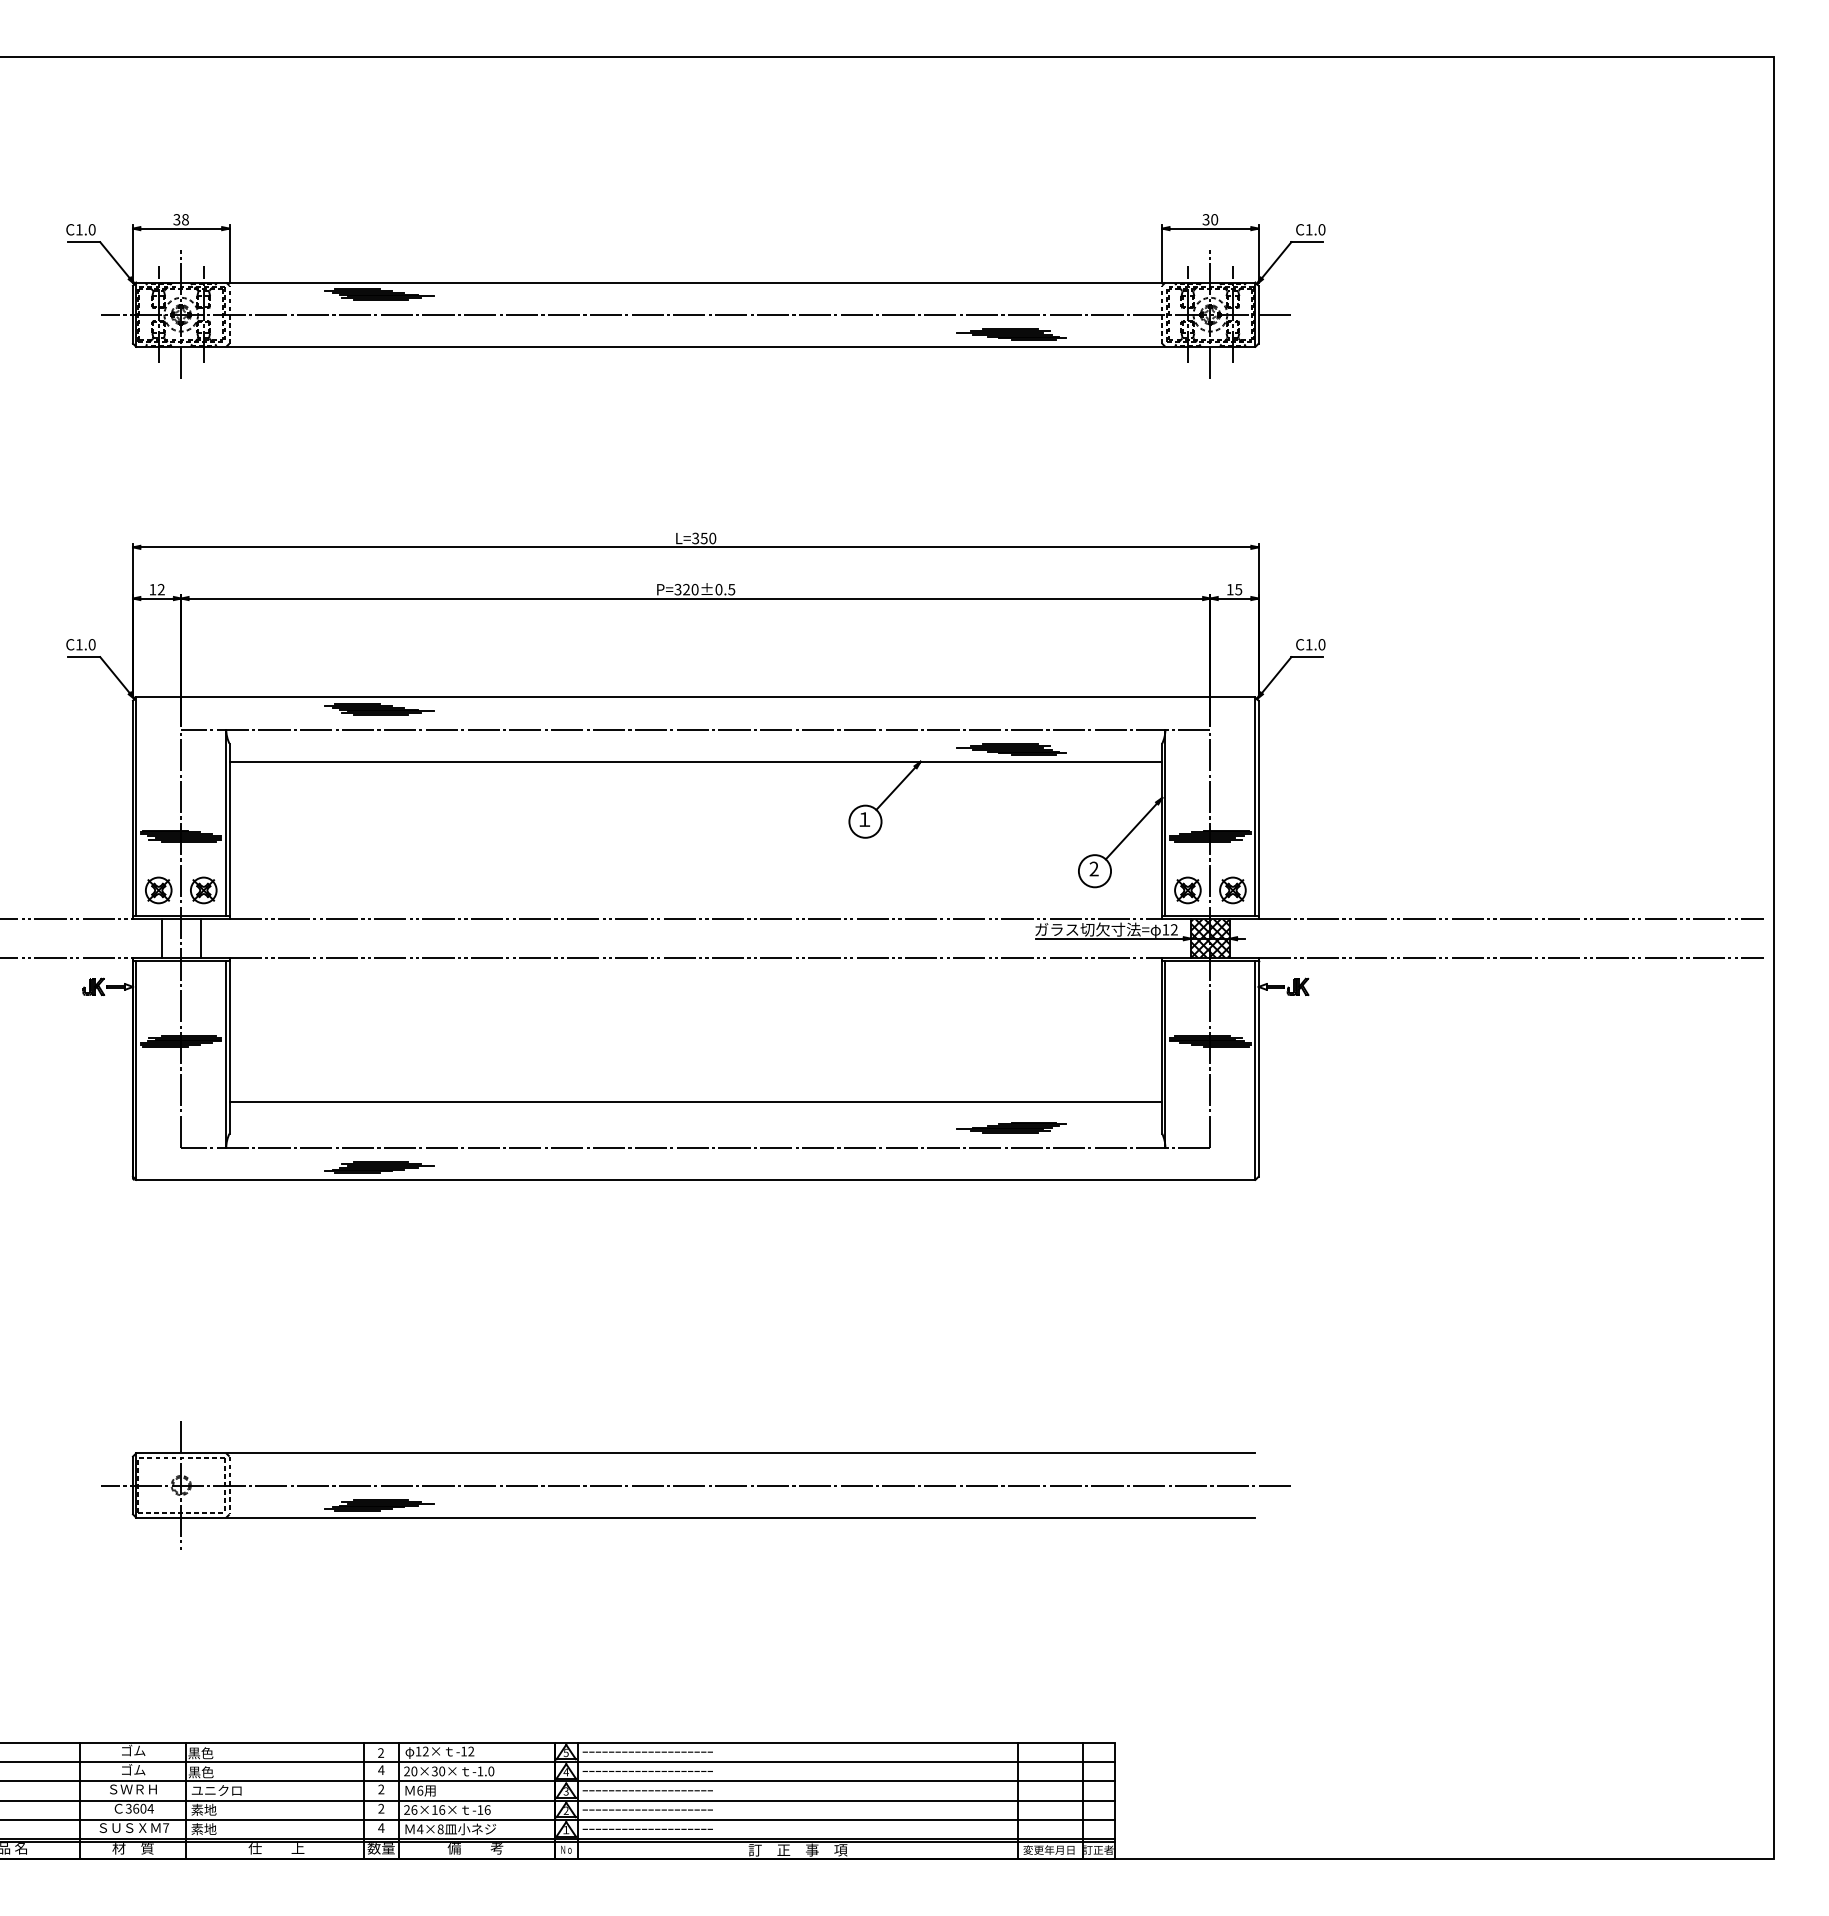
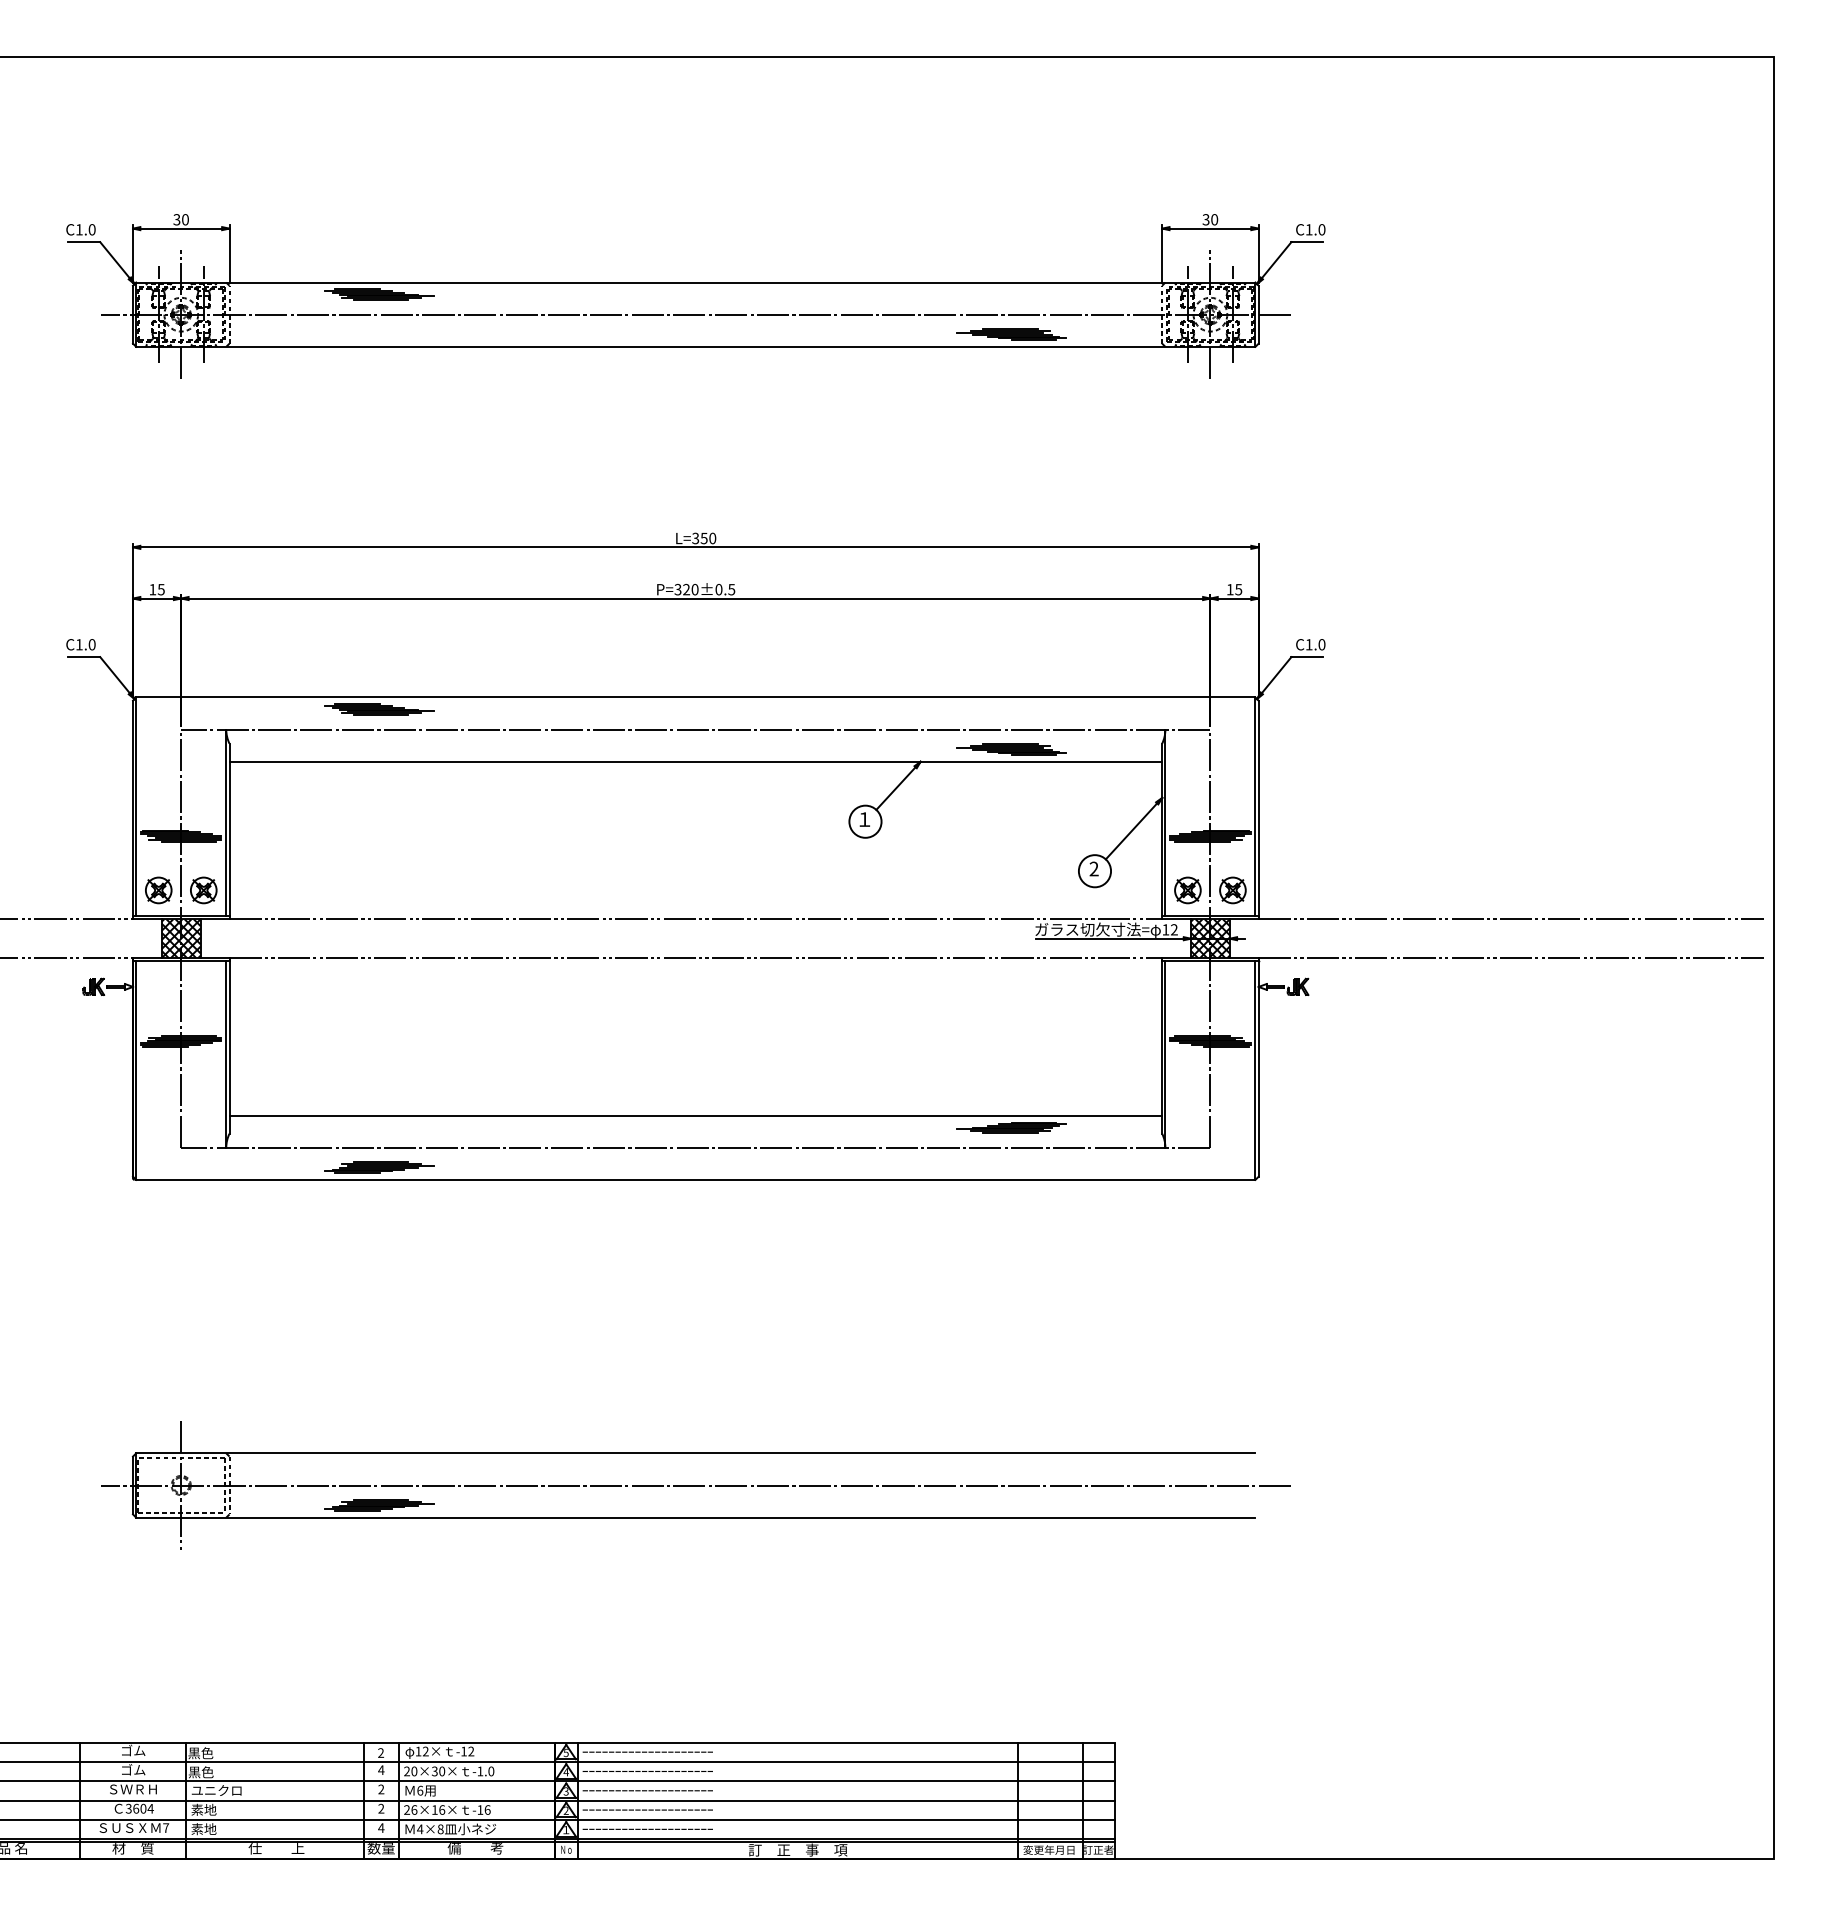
text: 38 -> 30 (185, 219)
text: 12 -> 15 (160, 589)
hatch: none -> present (180, 938)
line position: (695, 1101) -> (695, 1115) (695, 1115)
